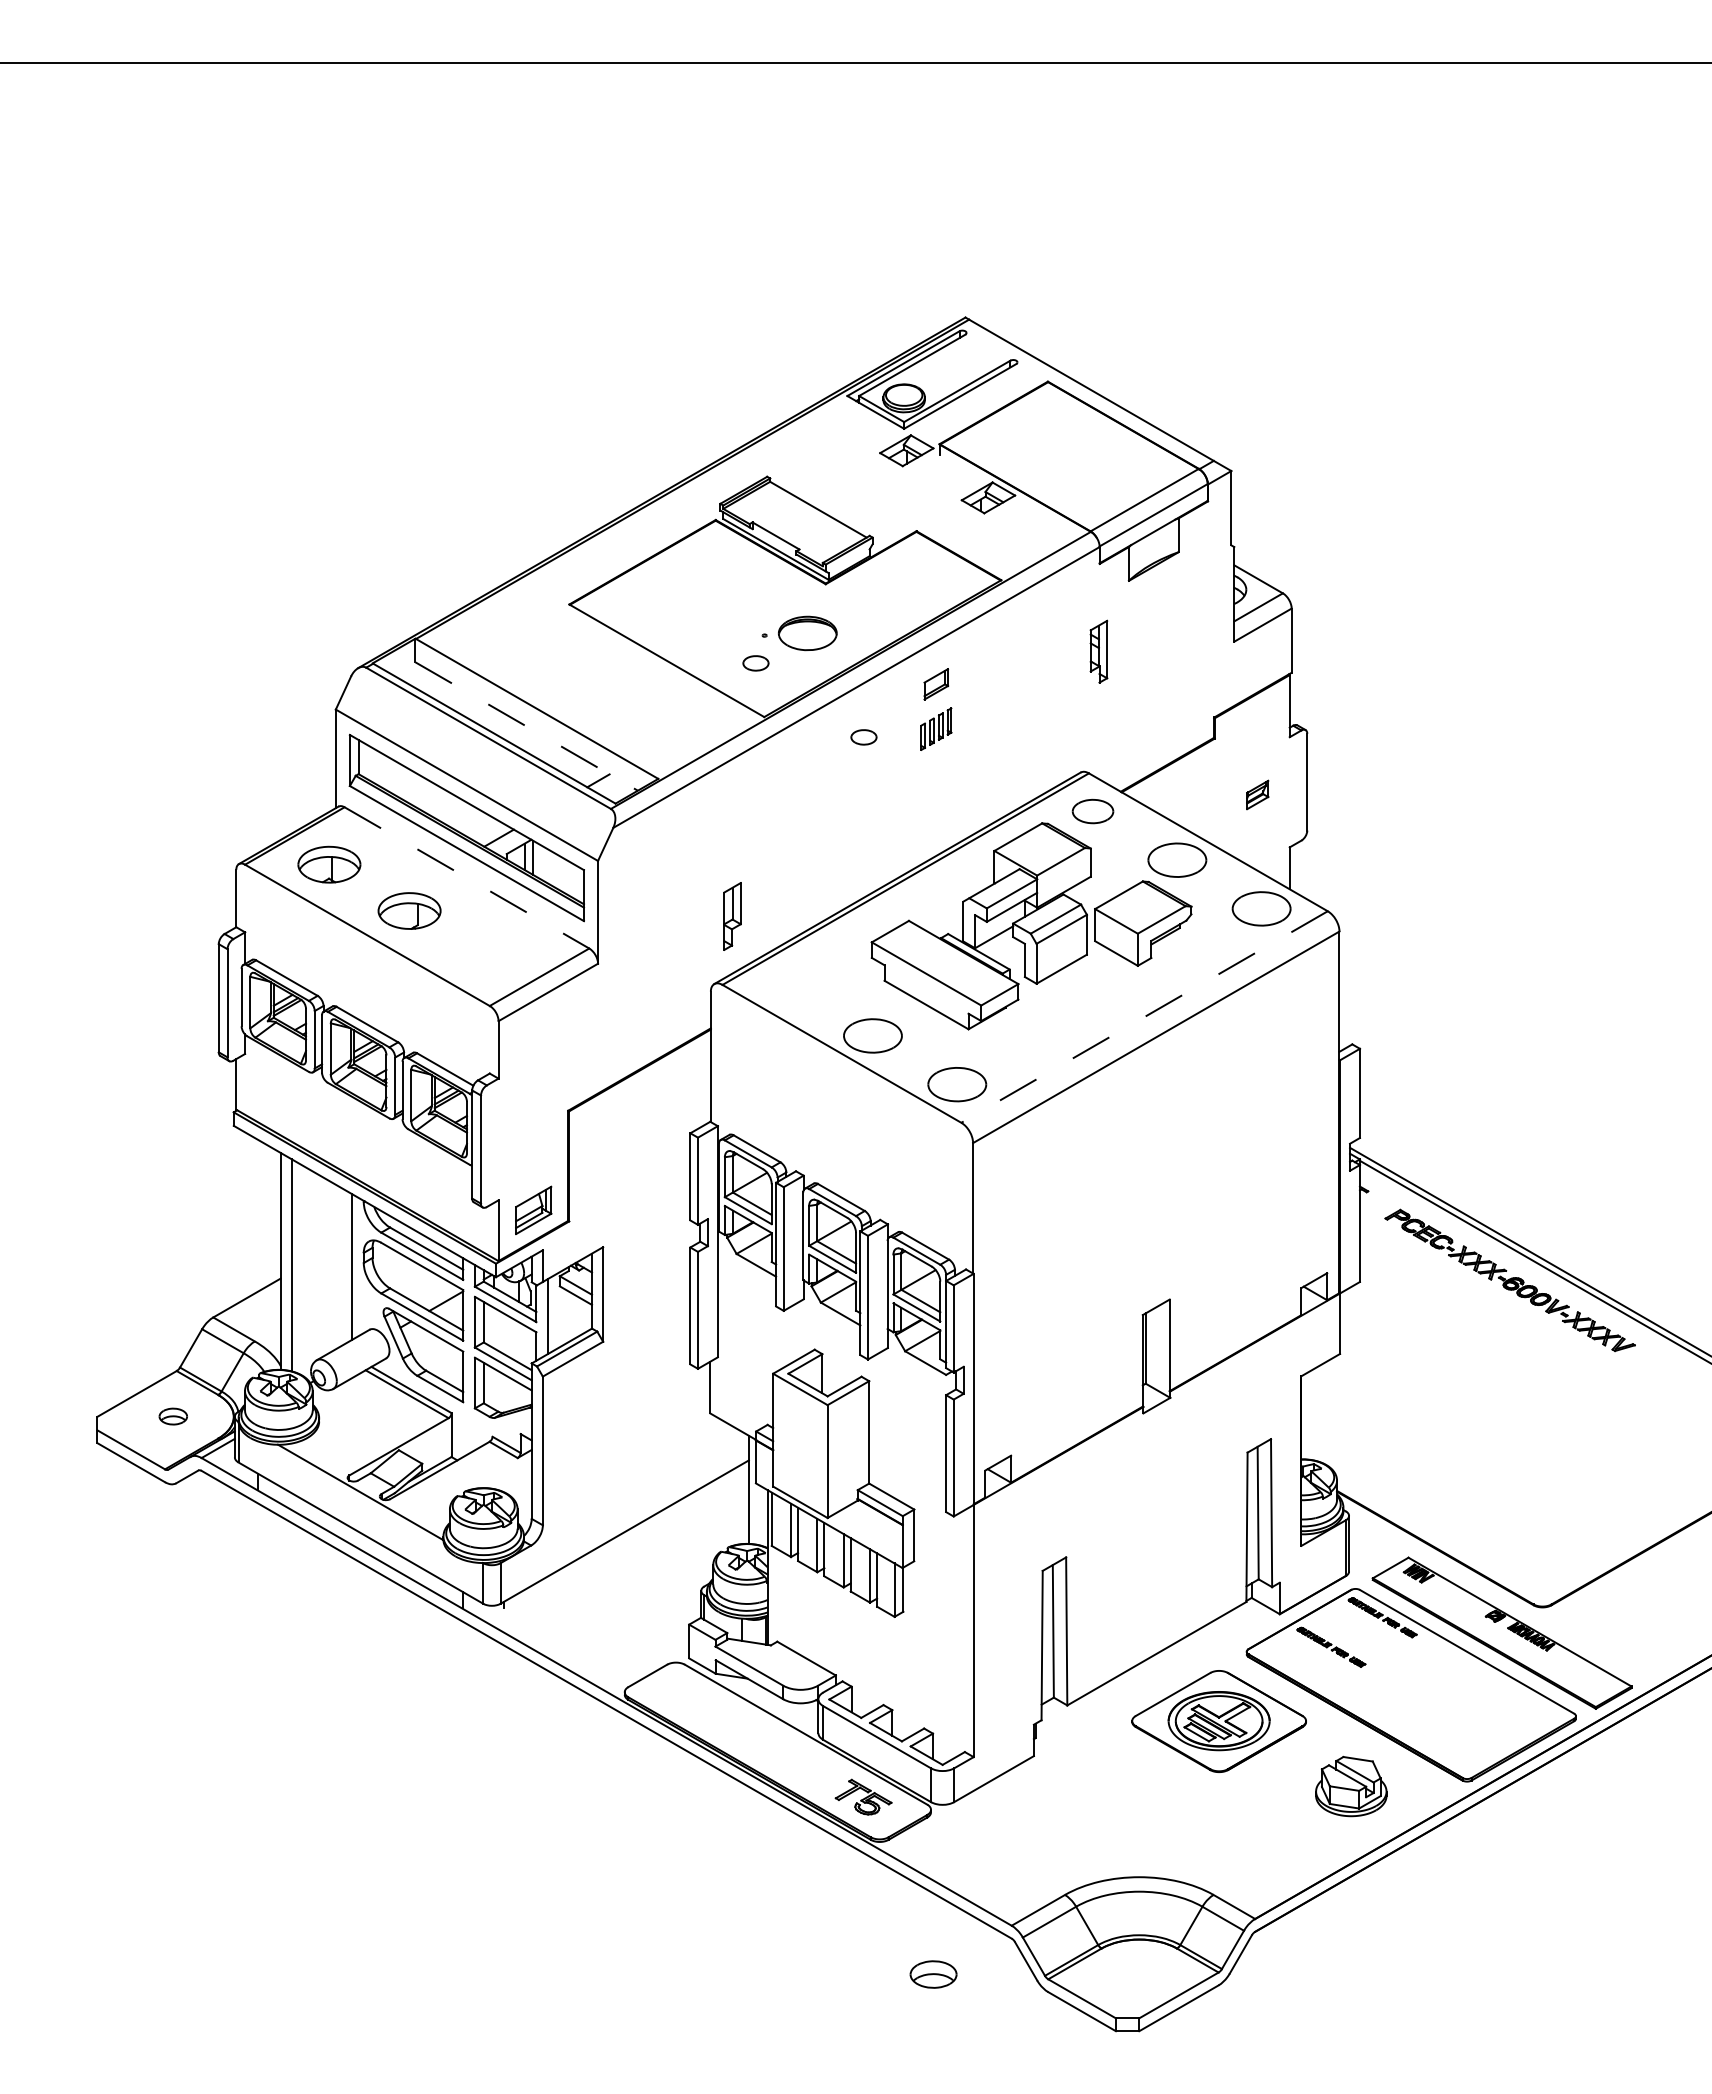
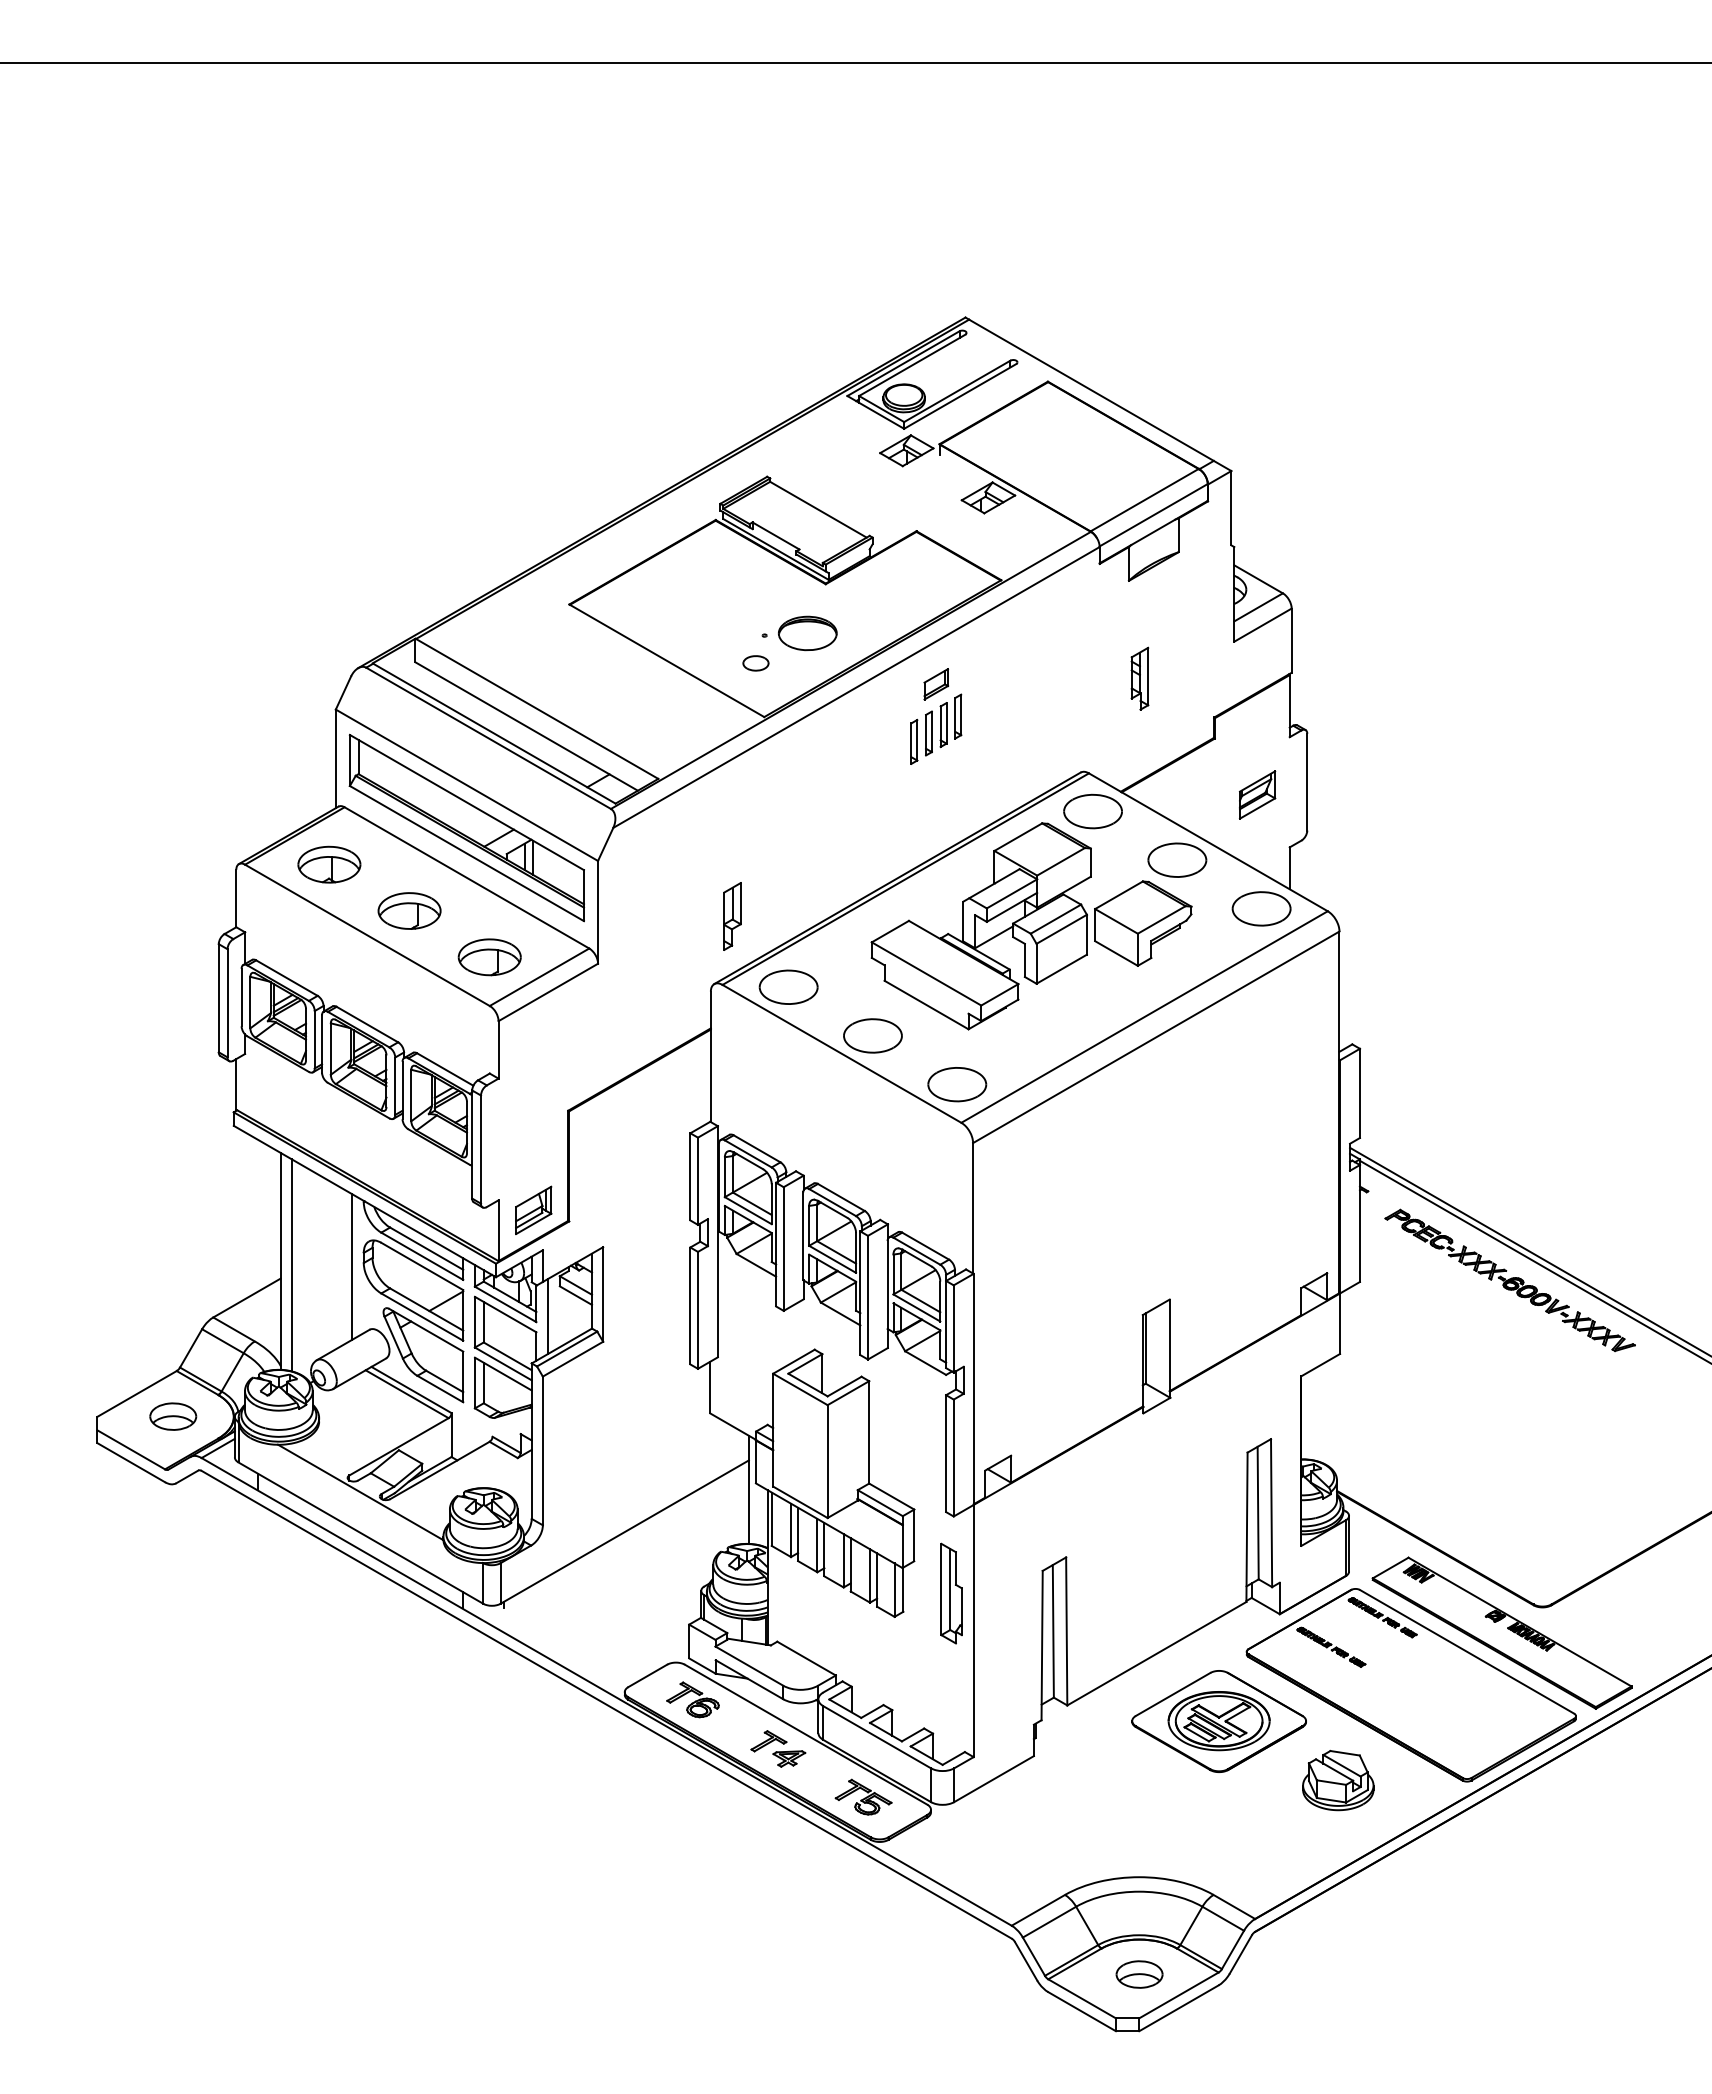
part position: (1098, 651) -> (1139, 678) (1139, 678)
line: dashed -> solid (527, 726)
part size: 33x44 px -> 53x72 px (936, 728)
part: present -> none (863, 737)
part size: 24x32 px -> 38x50 px (1257, 794)
part size: 44x27 px -> 60x37 px (1092, 811)
line: dashed -> solid (467, 878)
part: none -> present (489, 957)
part: none -> present (788, 986)
line: dashed -> solid (1144, 1017)
part size: 30x19 px -> 49x29 px (173, 1416)
part: none -> present (951, 1593)
part: none -> present (692, 1699)
part: none -> present (778, 1748)
part position: (1351, 1786) -> (1338, 1780) (1338, 1780)
part position: (933, 1974) -> (1139, 1974) (1139, 1974)
